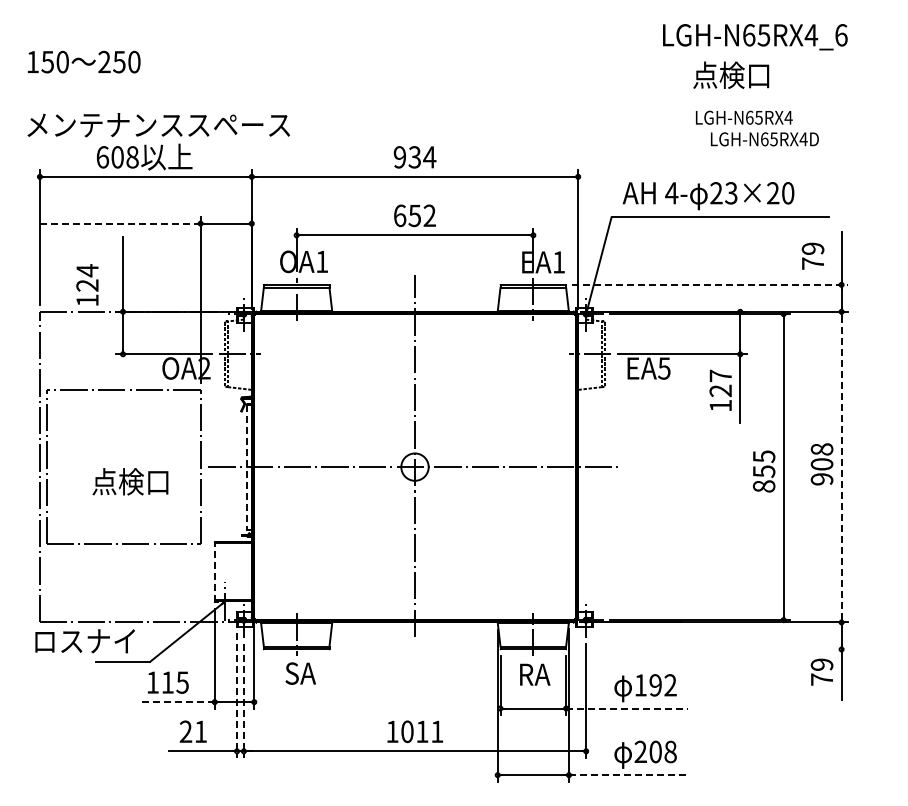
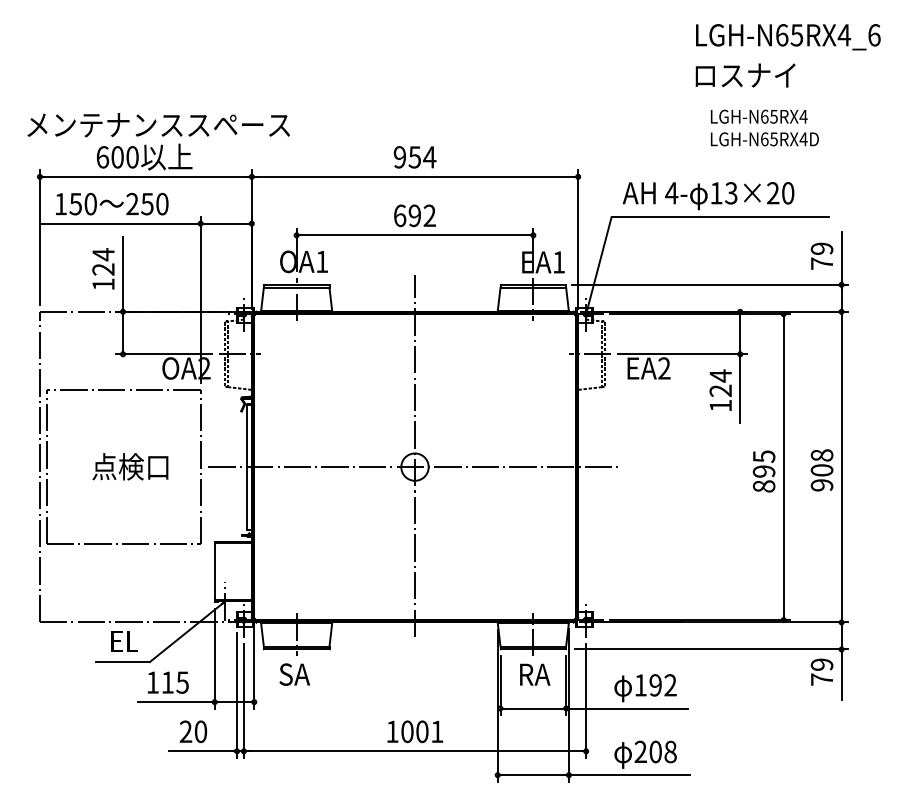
text position: (755, 37) -> (788, 37) (788, 37)
text position: (84, 61) -> (112, 203) (112, 203)
text: 点検口 -> ロスナイ (744, 74)
text position: (744, 117) -> (759, 116) (759, 116)
text: 934 -> 954 (414, 156)
text: 608 -> 600 (132, 157)
text: 23×20 -> 13×20 (716, 193)
text: 652 -> 692 (414, 215)
line: dashed -> solid (119, 223)
text position: (812, 255) -> (821, 255) (821, 255)
text position: (87, 284) -> (103, 268) (103, 268)
line: dashed -> solid (710, 284)
text: EA5 -> EA2 (664, 368)
text: 127 -> 124 (720, 375)
text position: (821, 464) -> (821, 470) (821, 470)
line: dashed -> solid (246, 467)
line: dashed -> solid (841, 467)
text: 855 -> 895 (763, 471)
text position: (130, 481) -> (130, 466) (130, 466)
line: dashed -> solid (214, 571)
text: ロスナイ -> EL (86, 641)
line: none -> present (711, 649)
text position: (300, 673) -> (294, 674) (294, 674)
line: dashed -> solid (236, 696)
line: dashed -> solid (243, 701)
line: dashed -> solid (176, 702)
line: dashed -> solid (627, 708)
text: 21 -> 20 (201, 731)
text: 1011 -> 1001 (422, 731)
line: dashed -> solid (629, 775)
